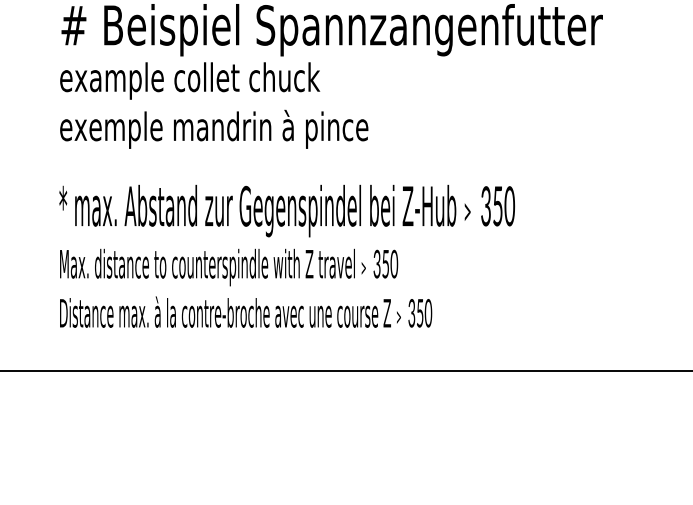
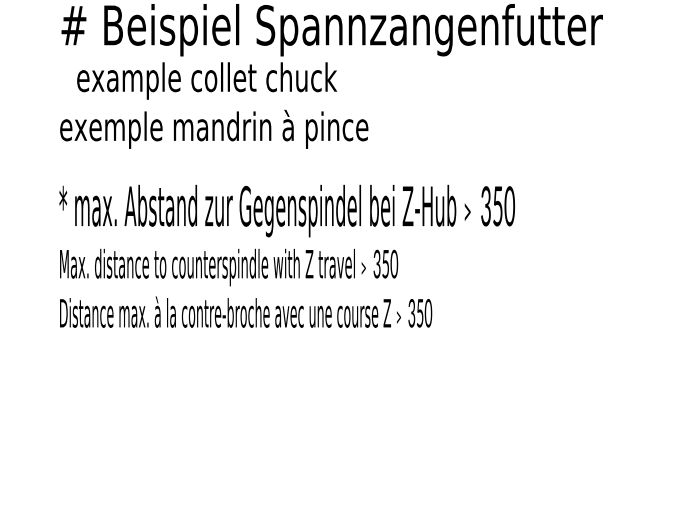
text position: (190, 80) -> (207, 80) (207, 80)
line: present -> none (345, 370)
